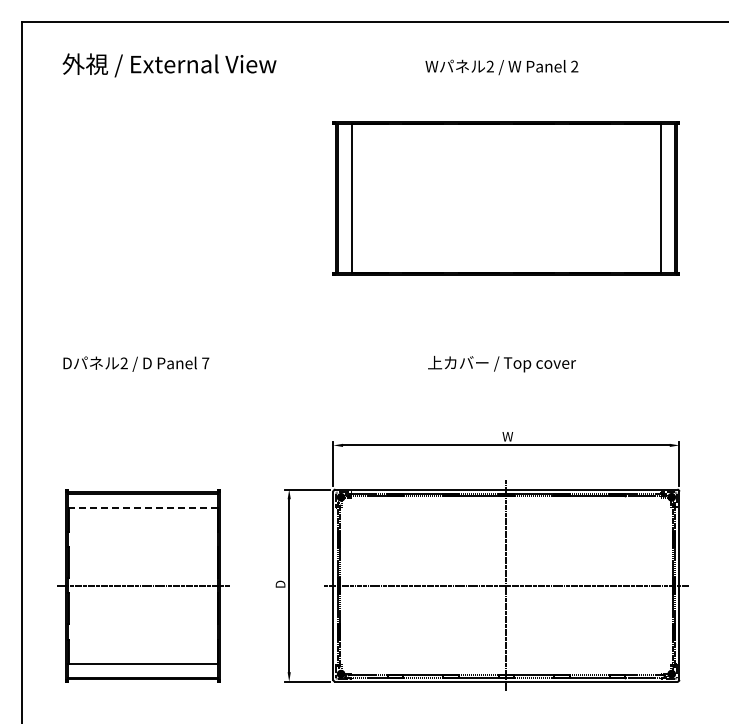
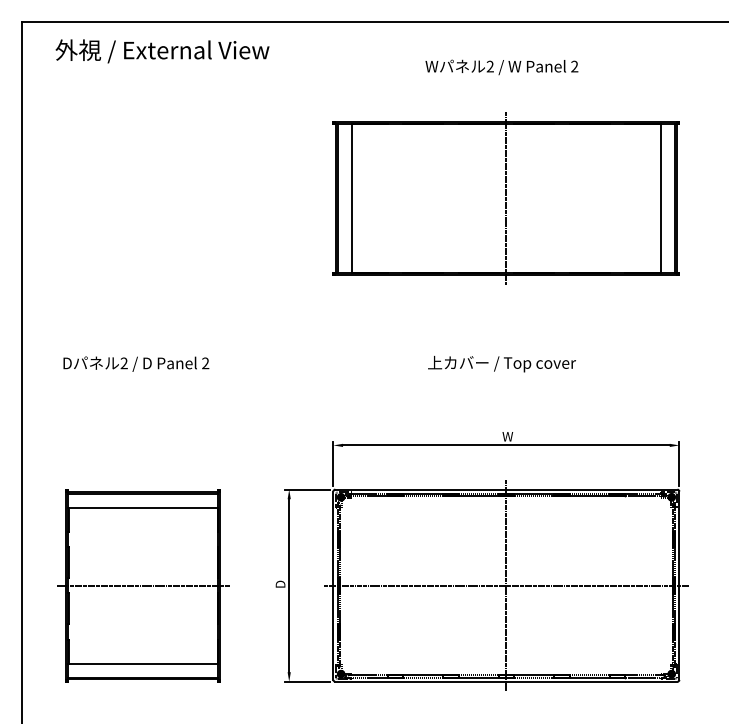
text position: (169, 65) -> (162, 51) (162, 51)
line: none -> present (506, 198)
text: 7 -> 2 (205, 363)
line: dashed -> solid (143, 507)
